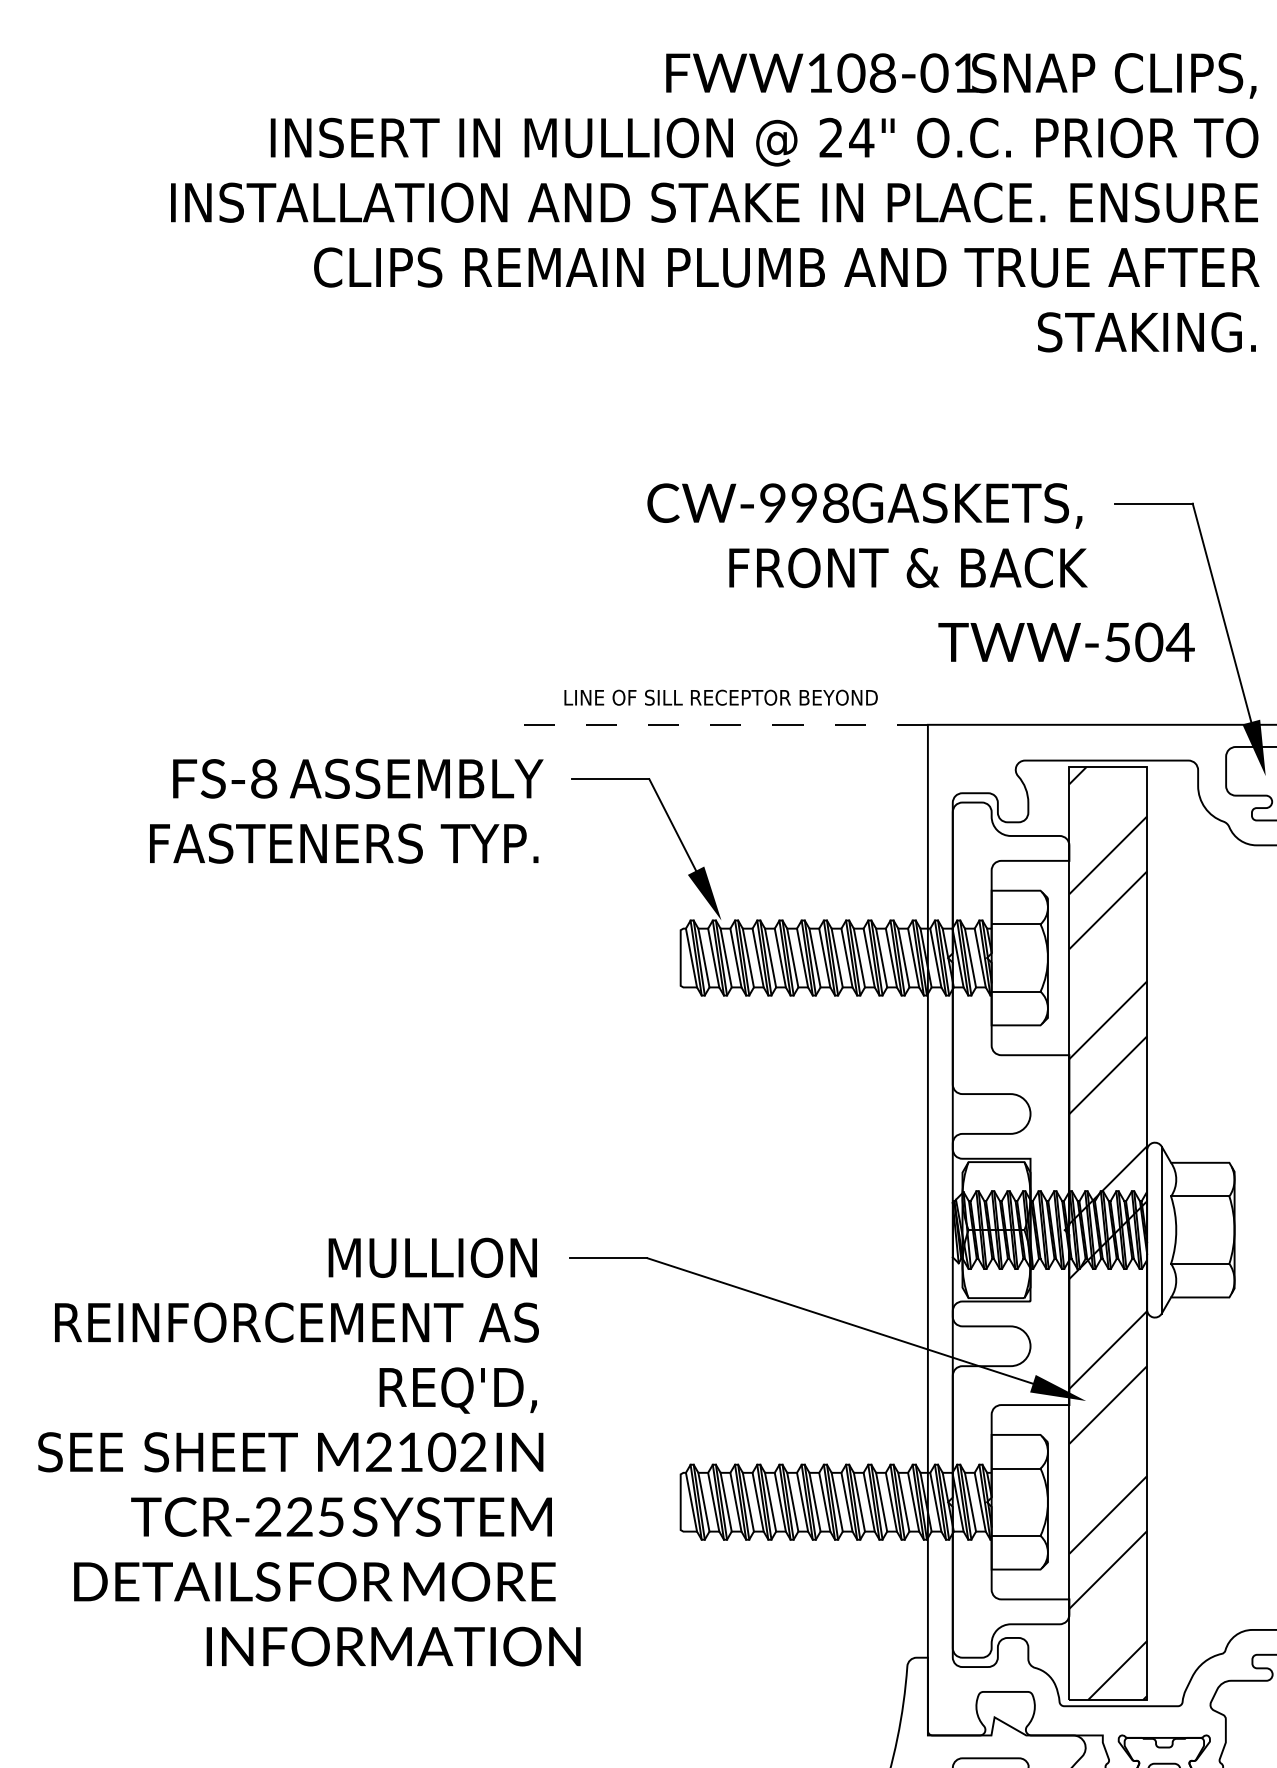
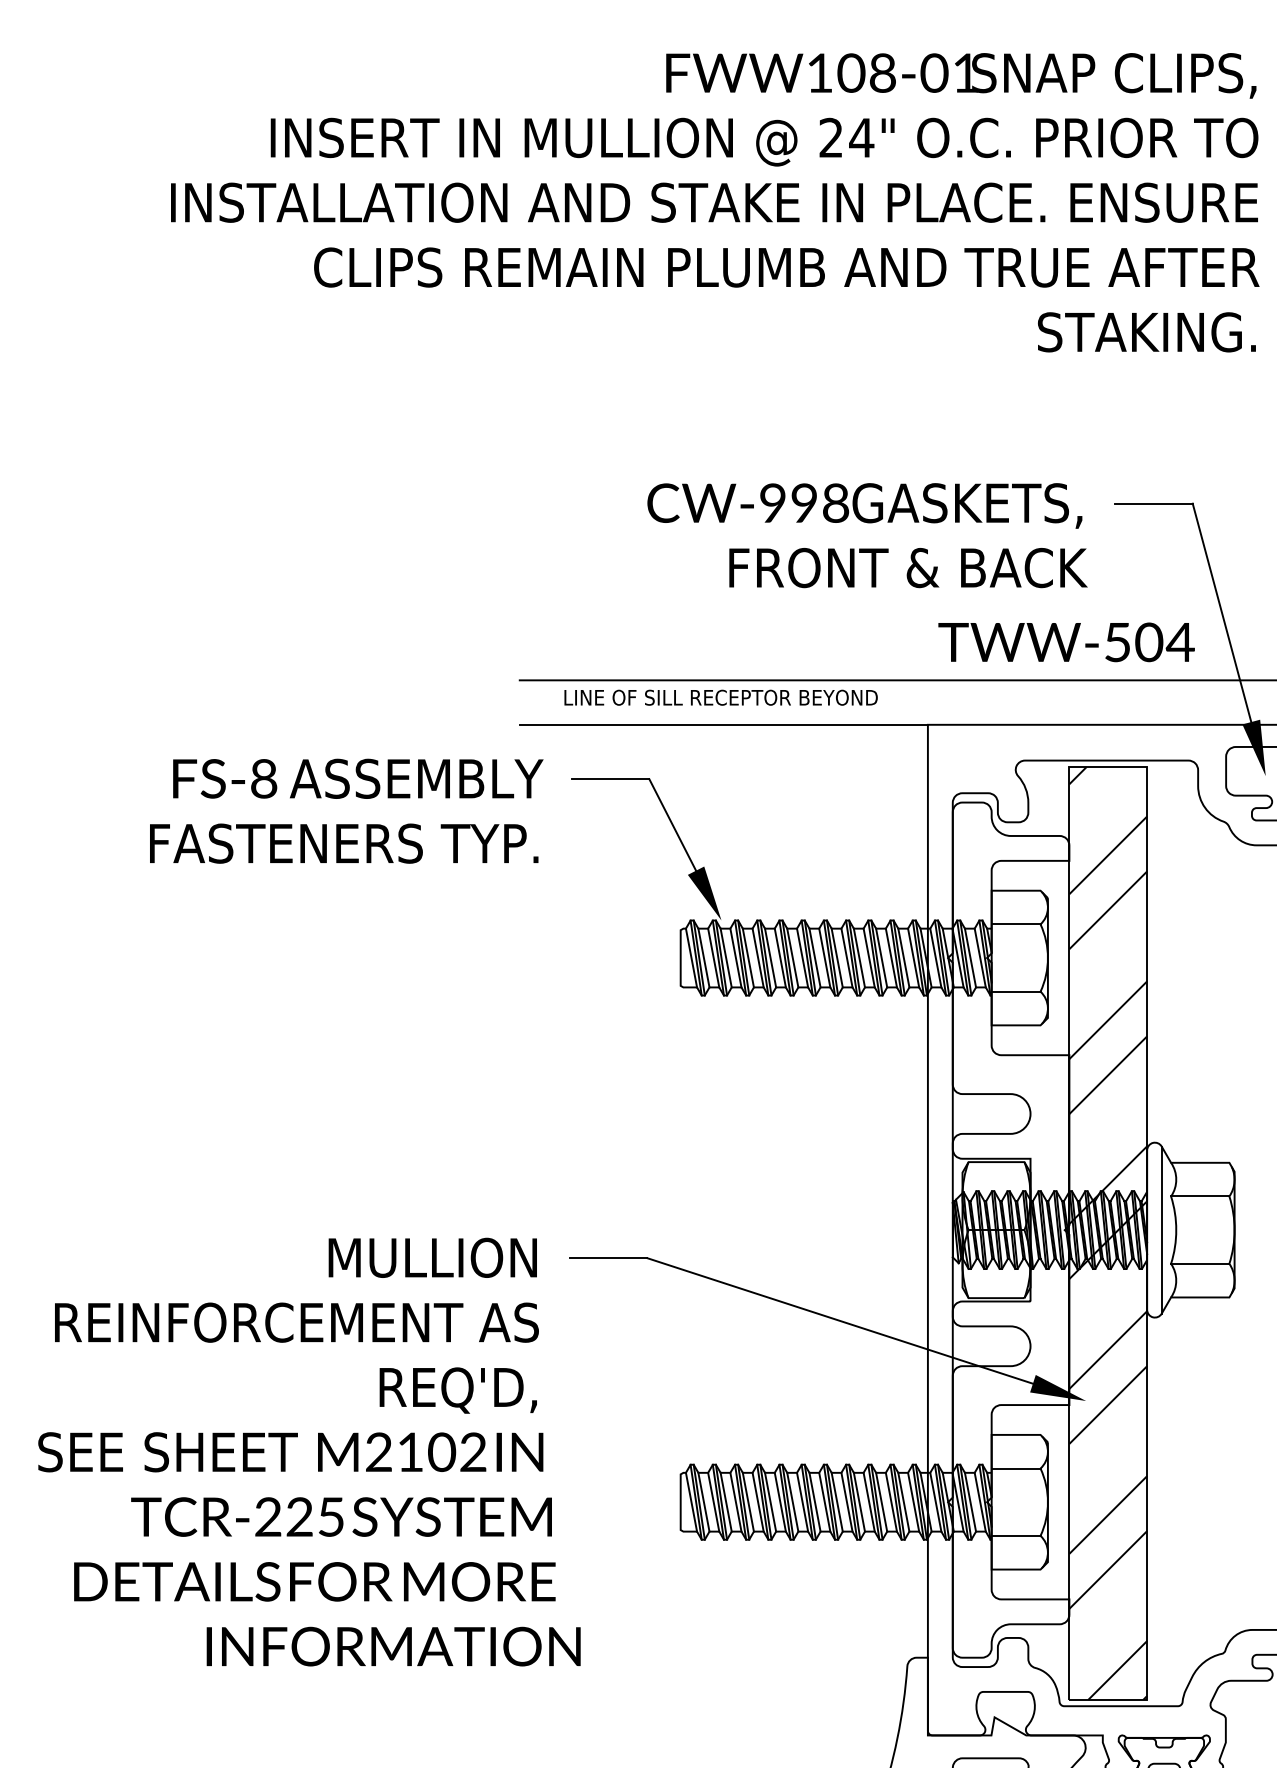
line: none -> present (896, 680)
line: dashed -> solid (723, 724)
